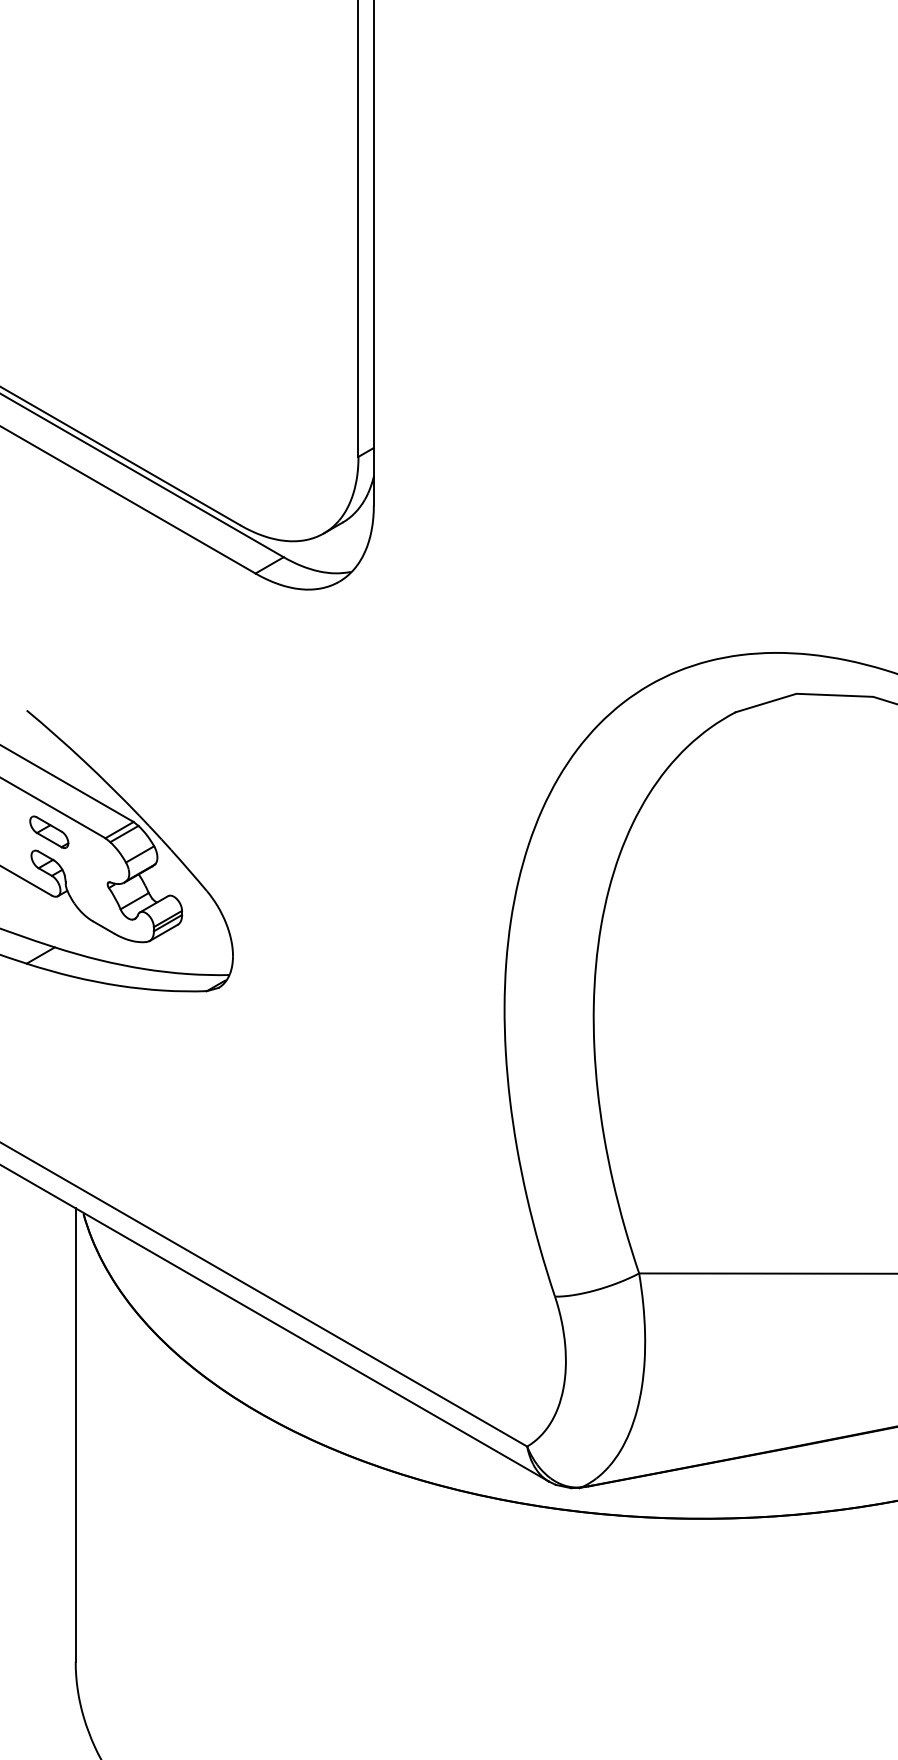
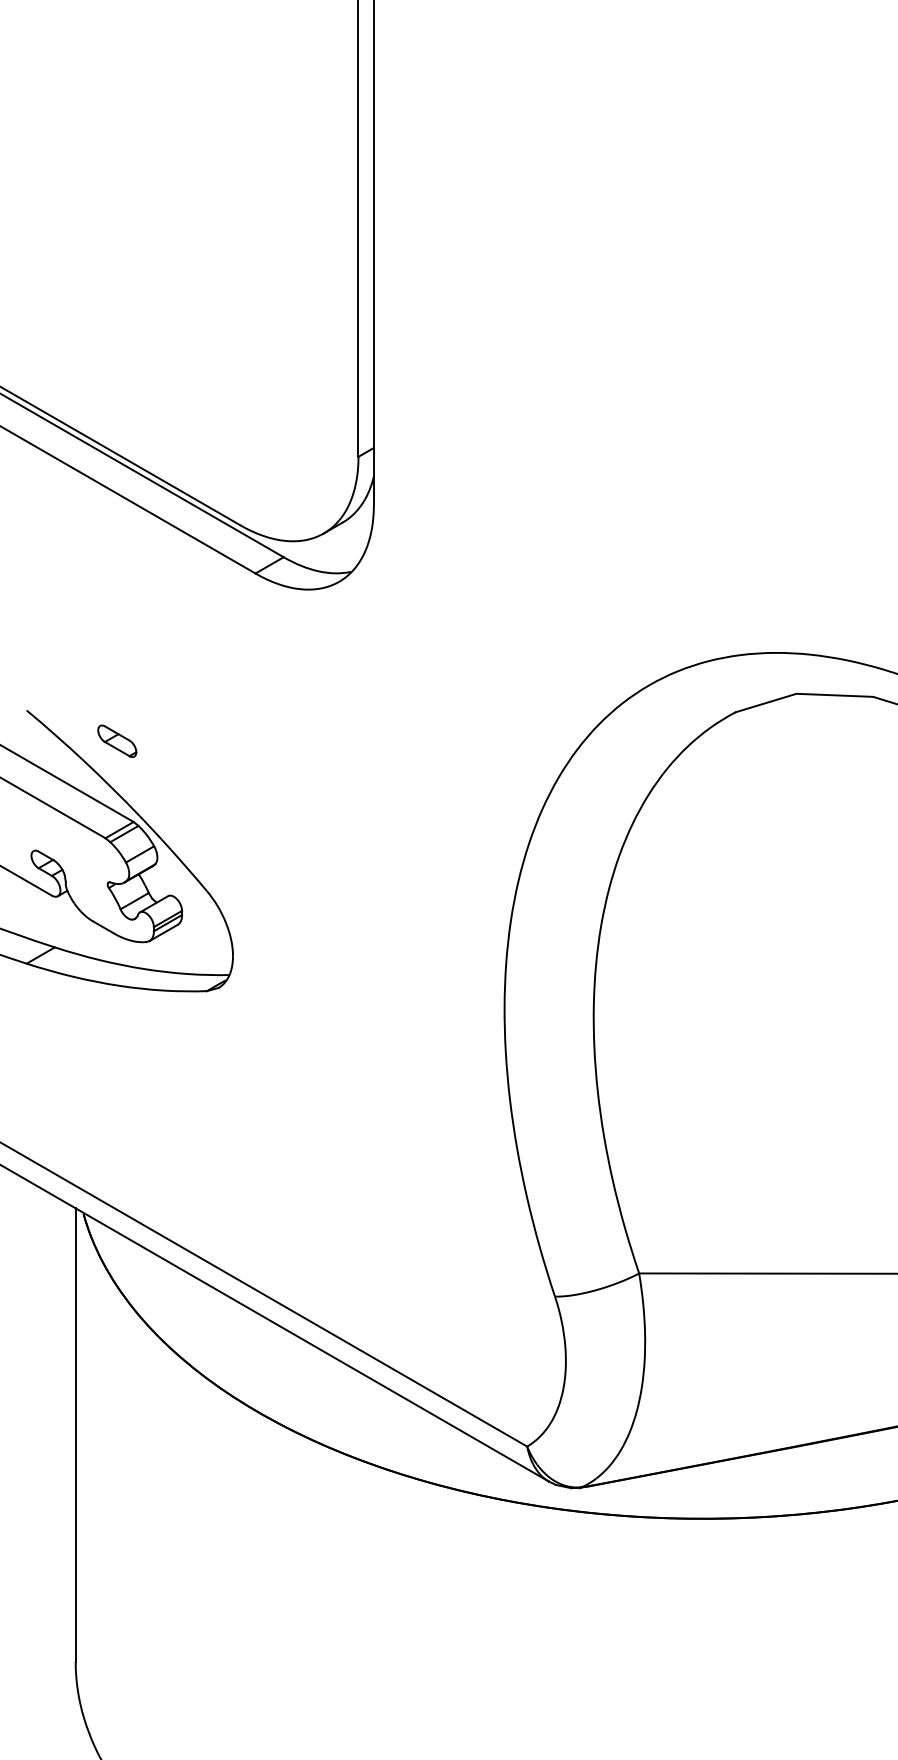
part position: (49, 831) -> (117, 740) (117, 740)
